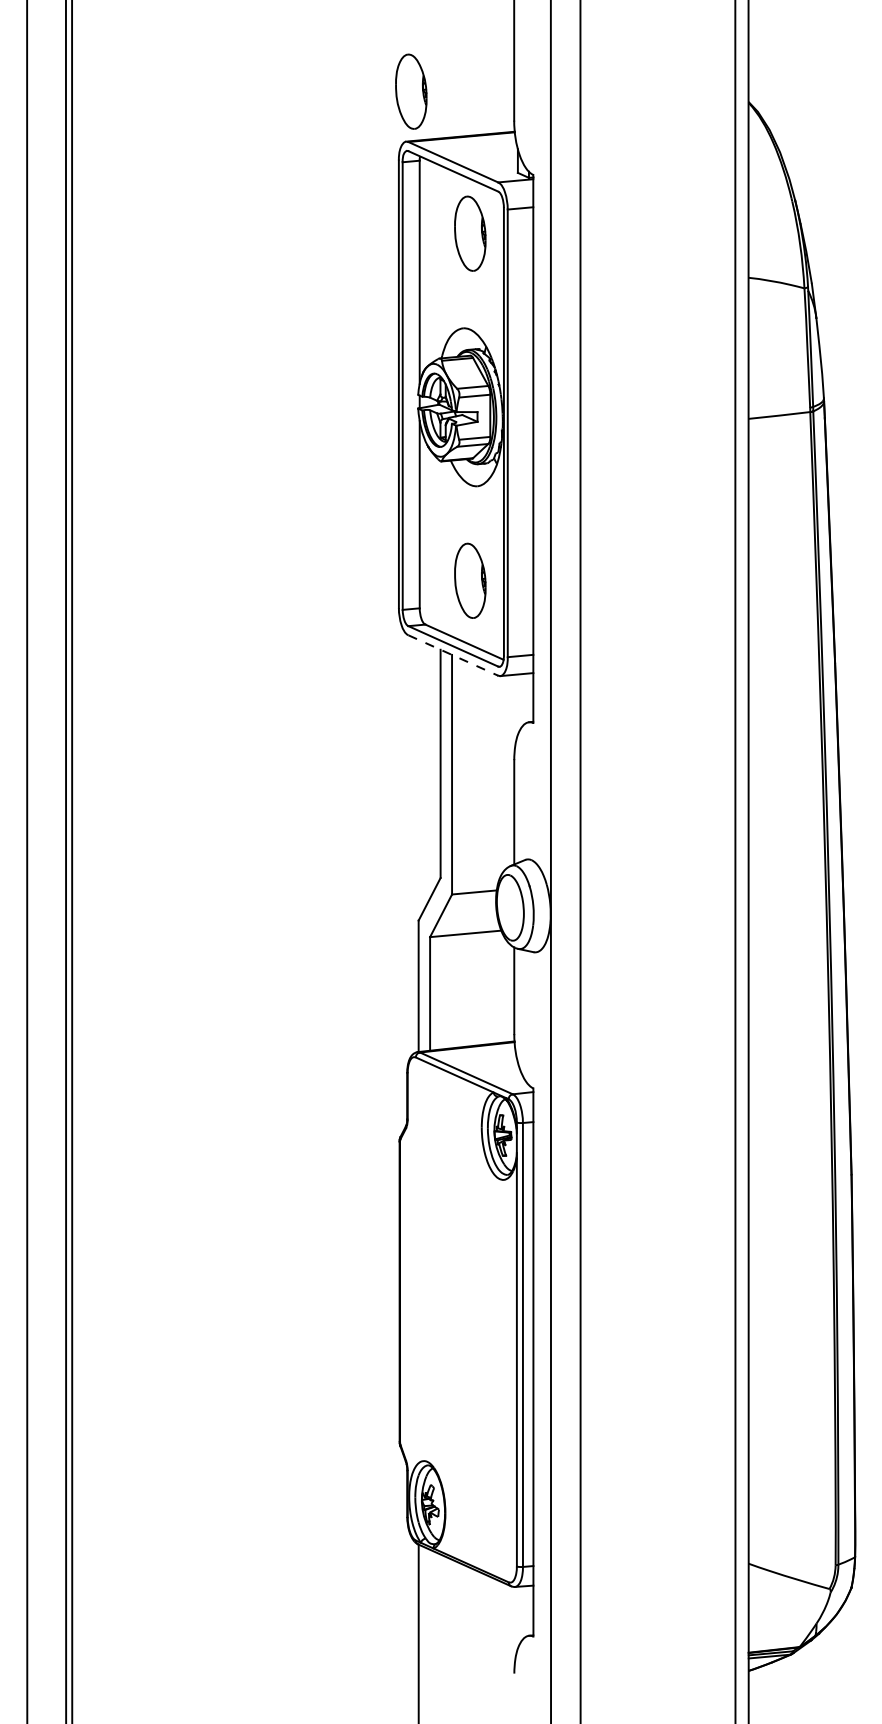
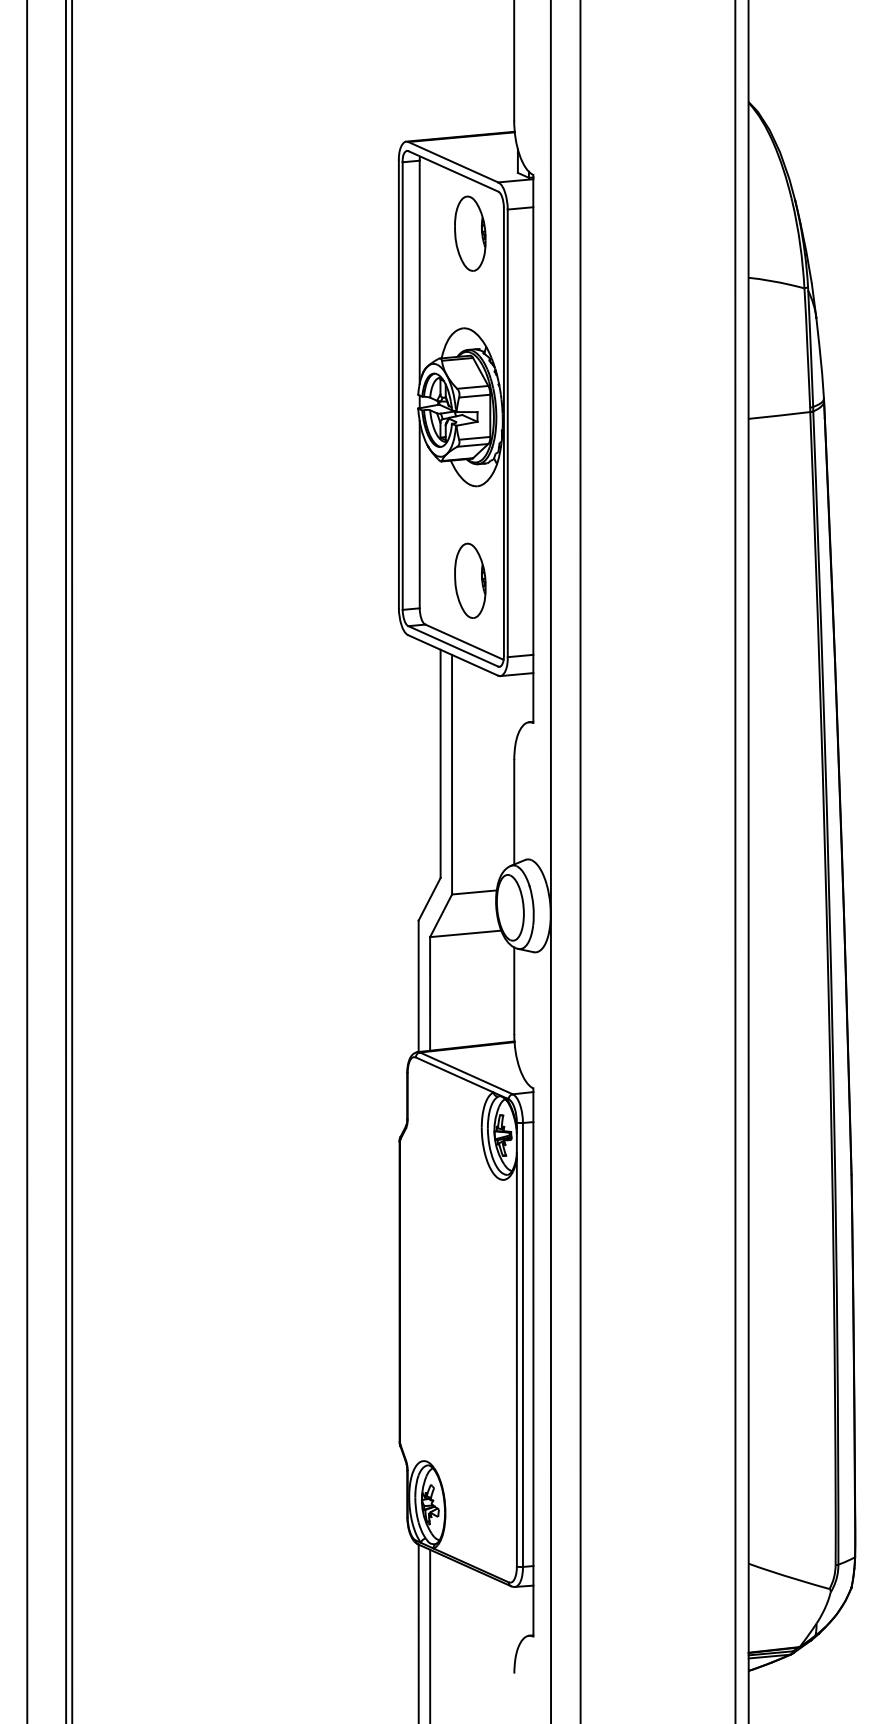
part: present -> none (411, 91)
line: dashed -> solid (453, 655)
line: none -> present (430, 1634)
